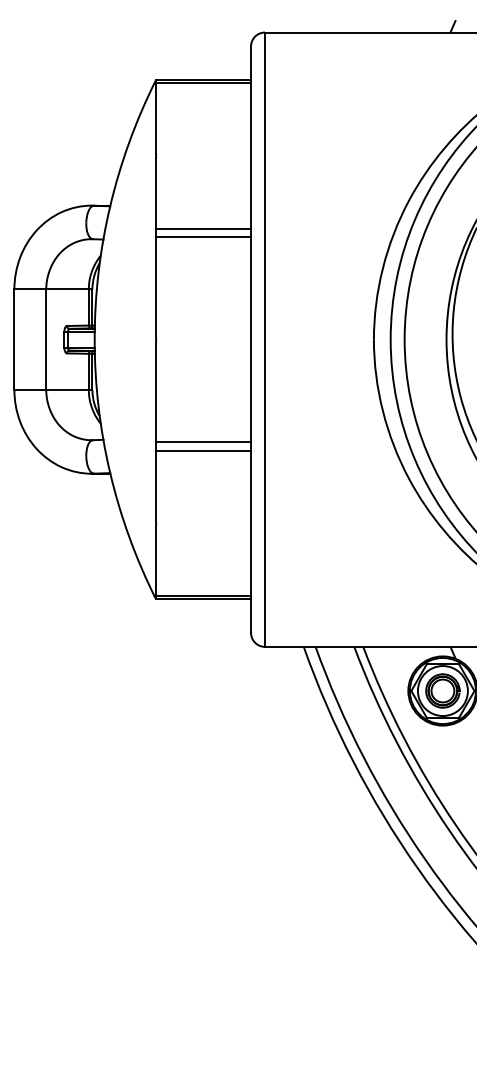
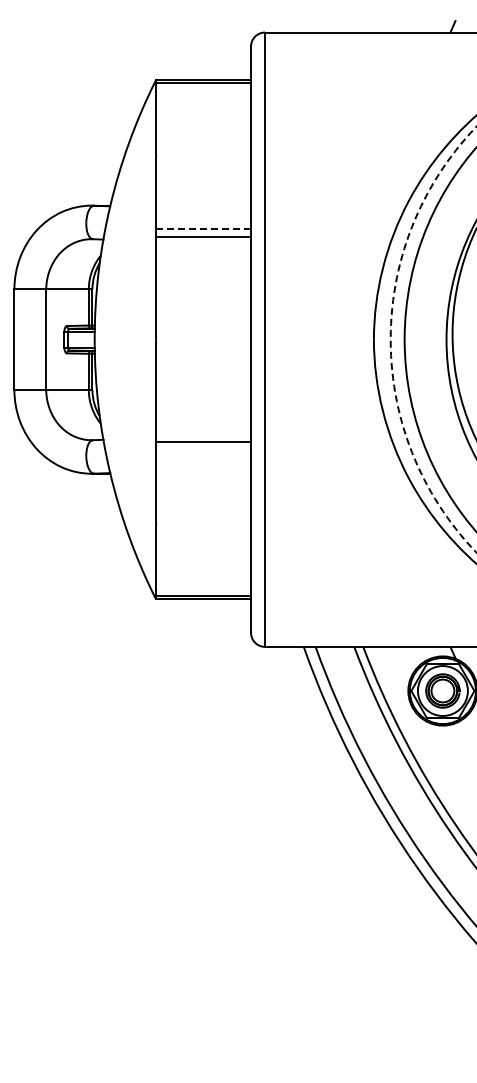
line: solid -> dashed (203, 228)
circle: solid -> dashed (433, 339)
line: present -> none (203, 450)
